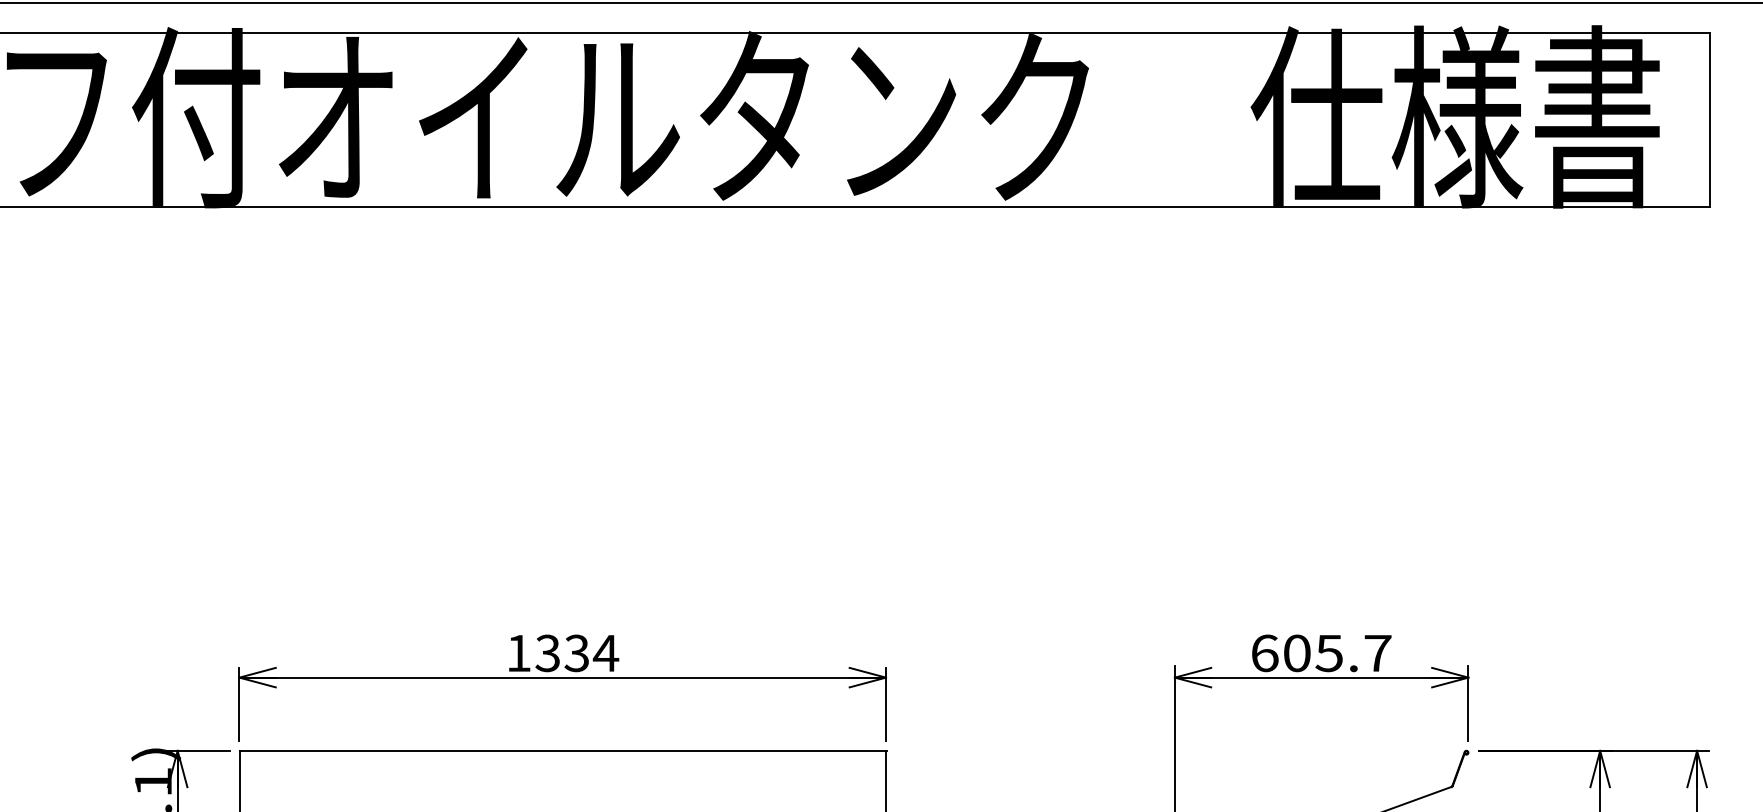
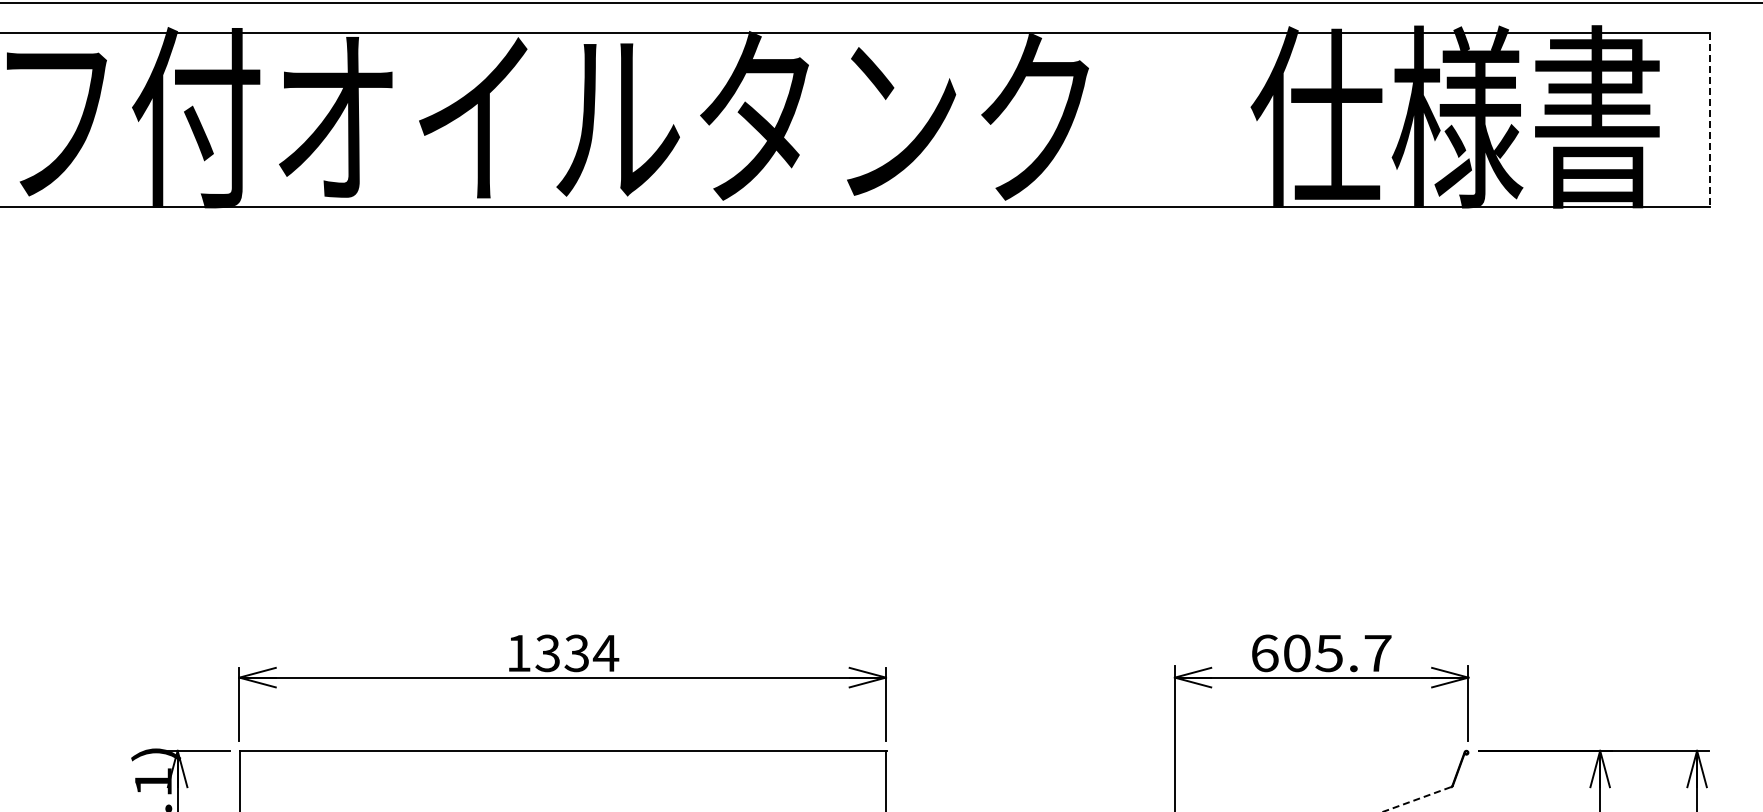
line: solid -> dashed (1710, 120)
line: solid -> dashed (1417, 799)
